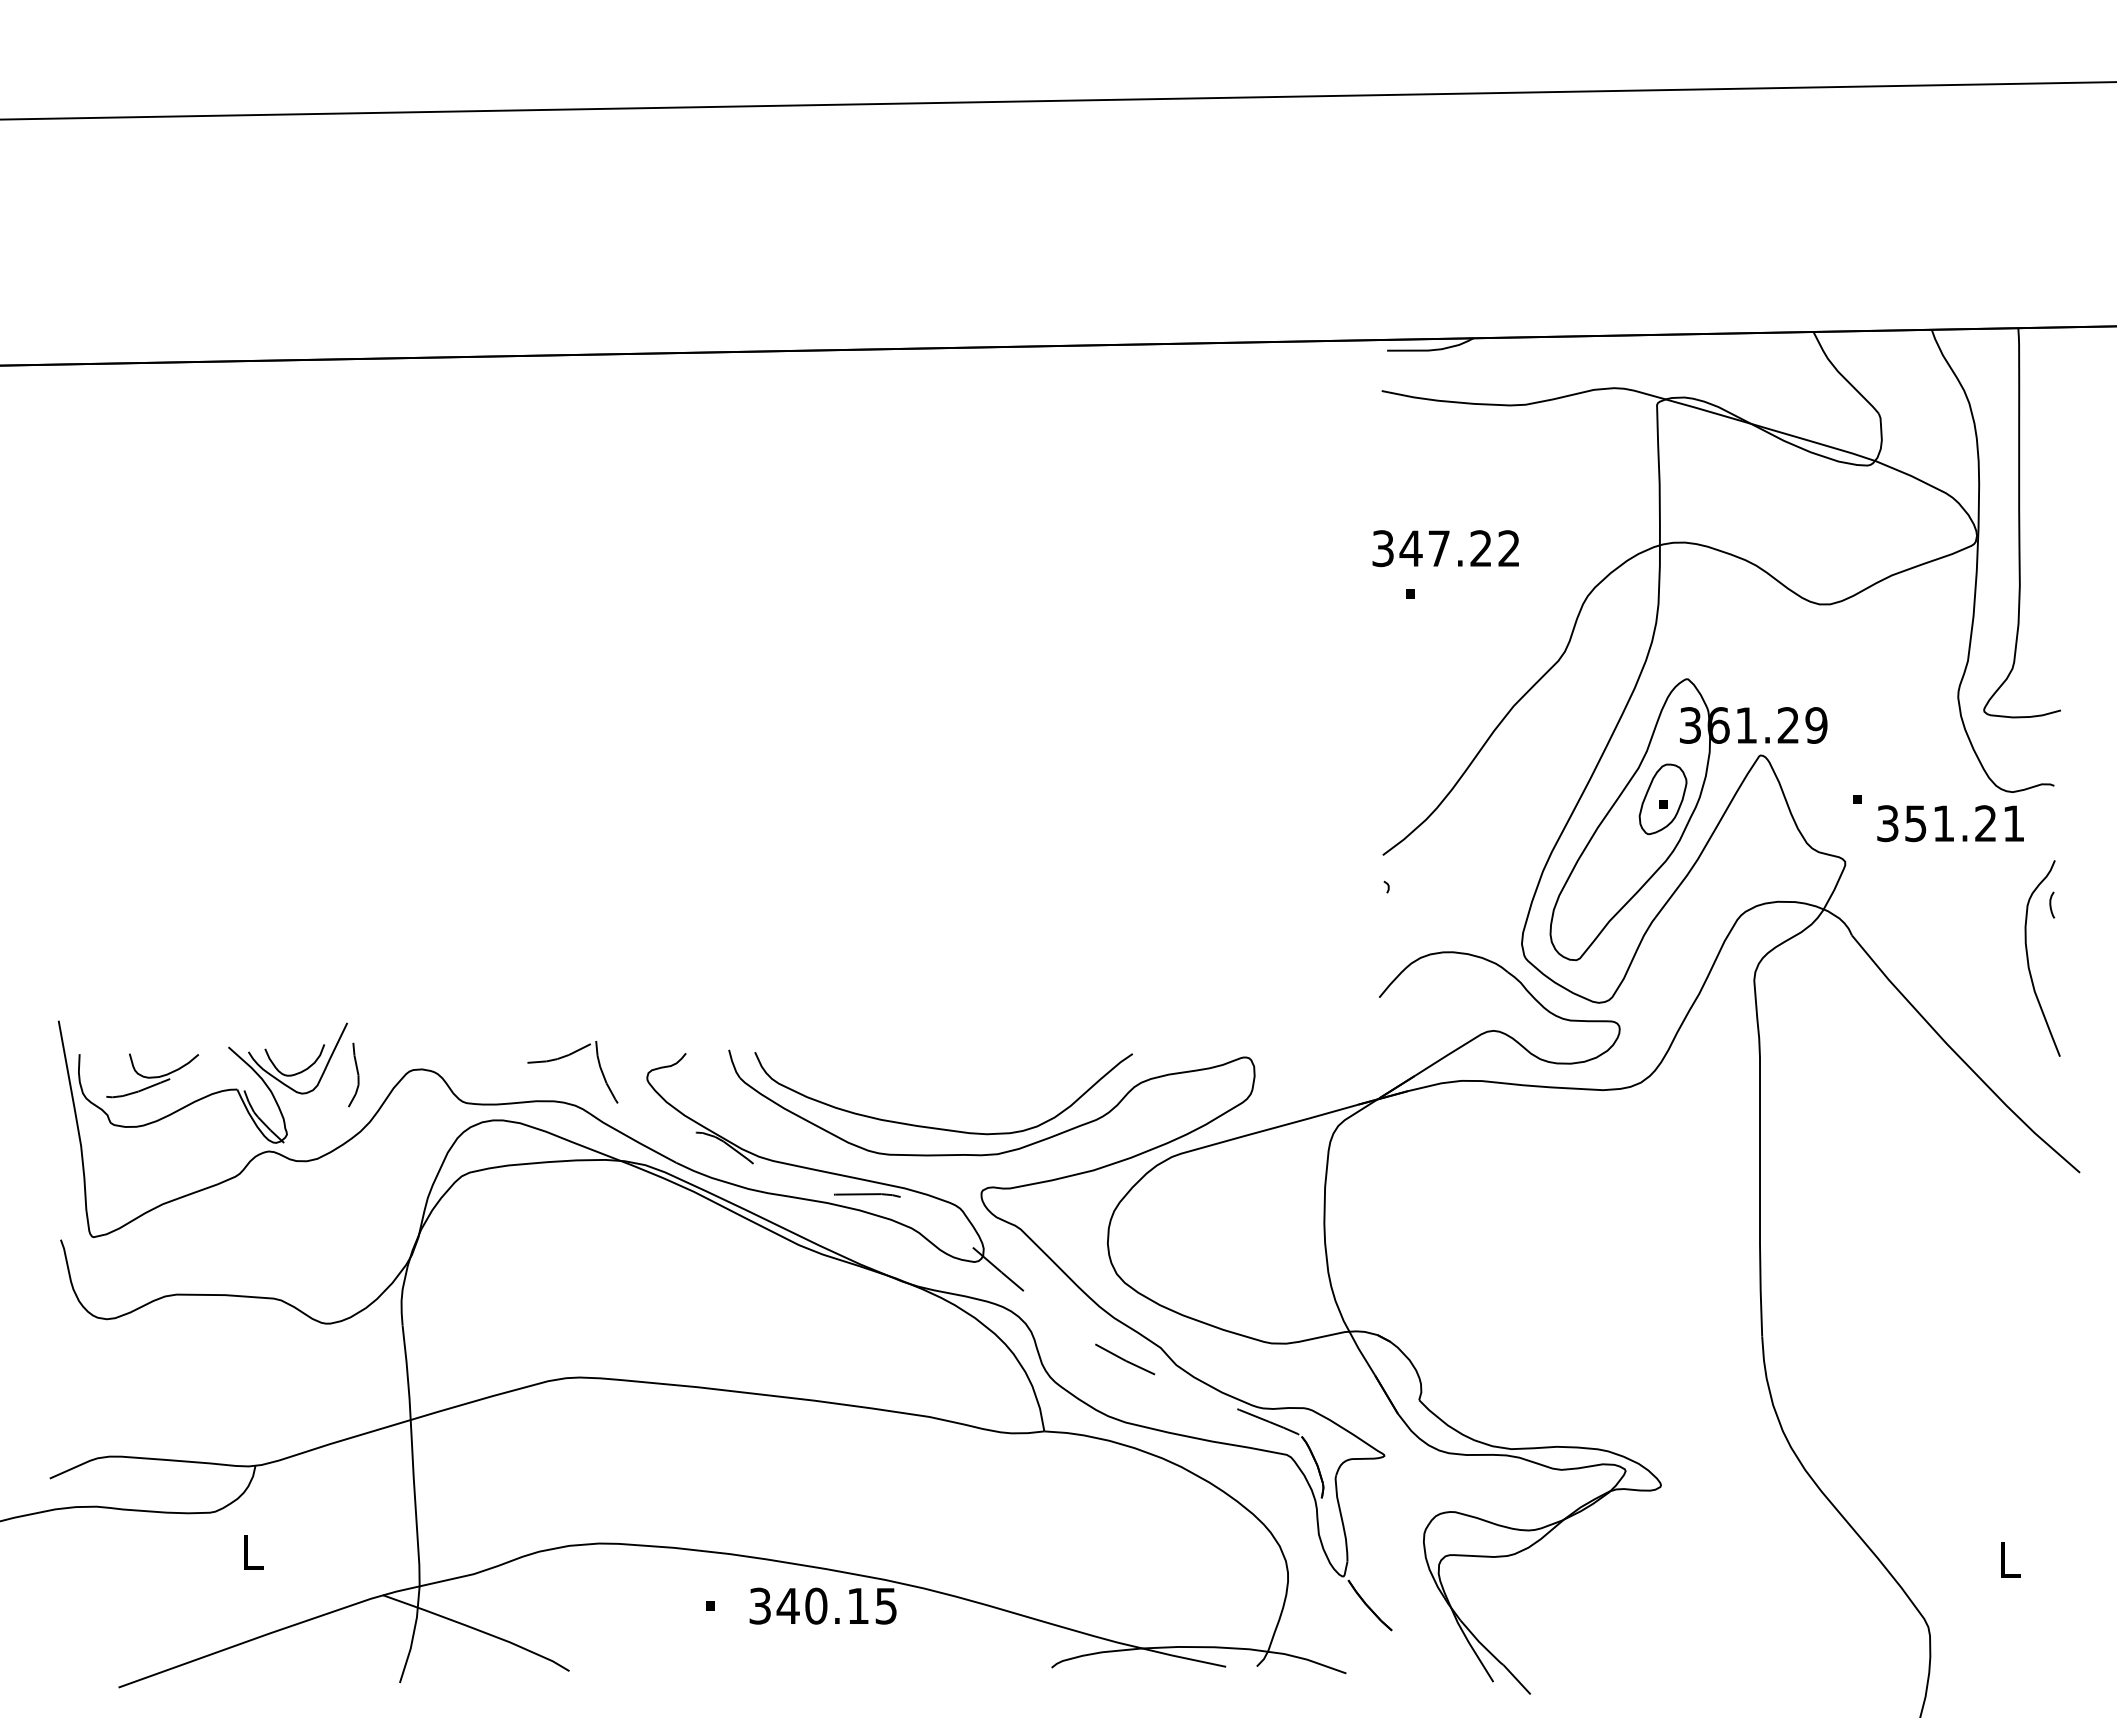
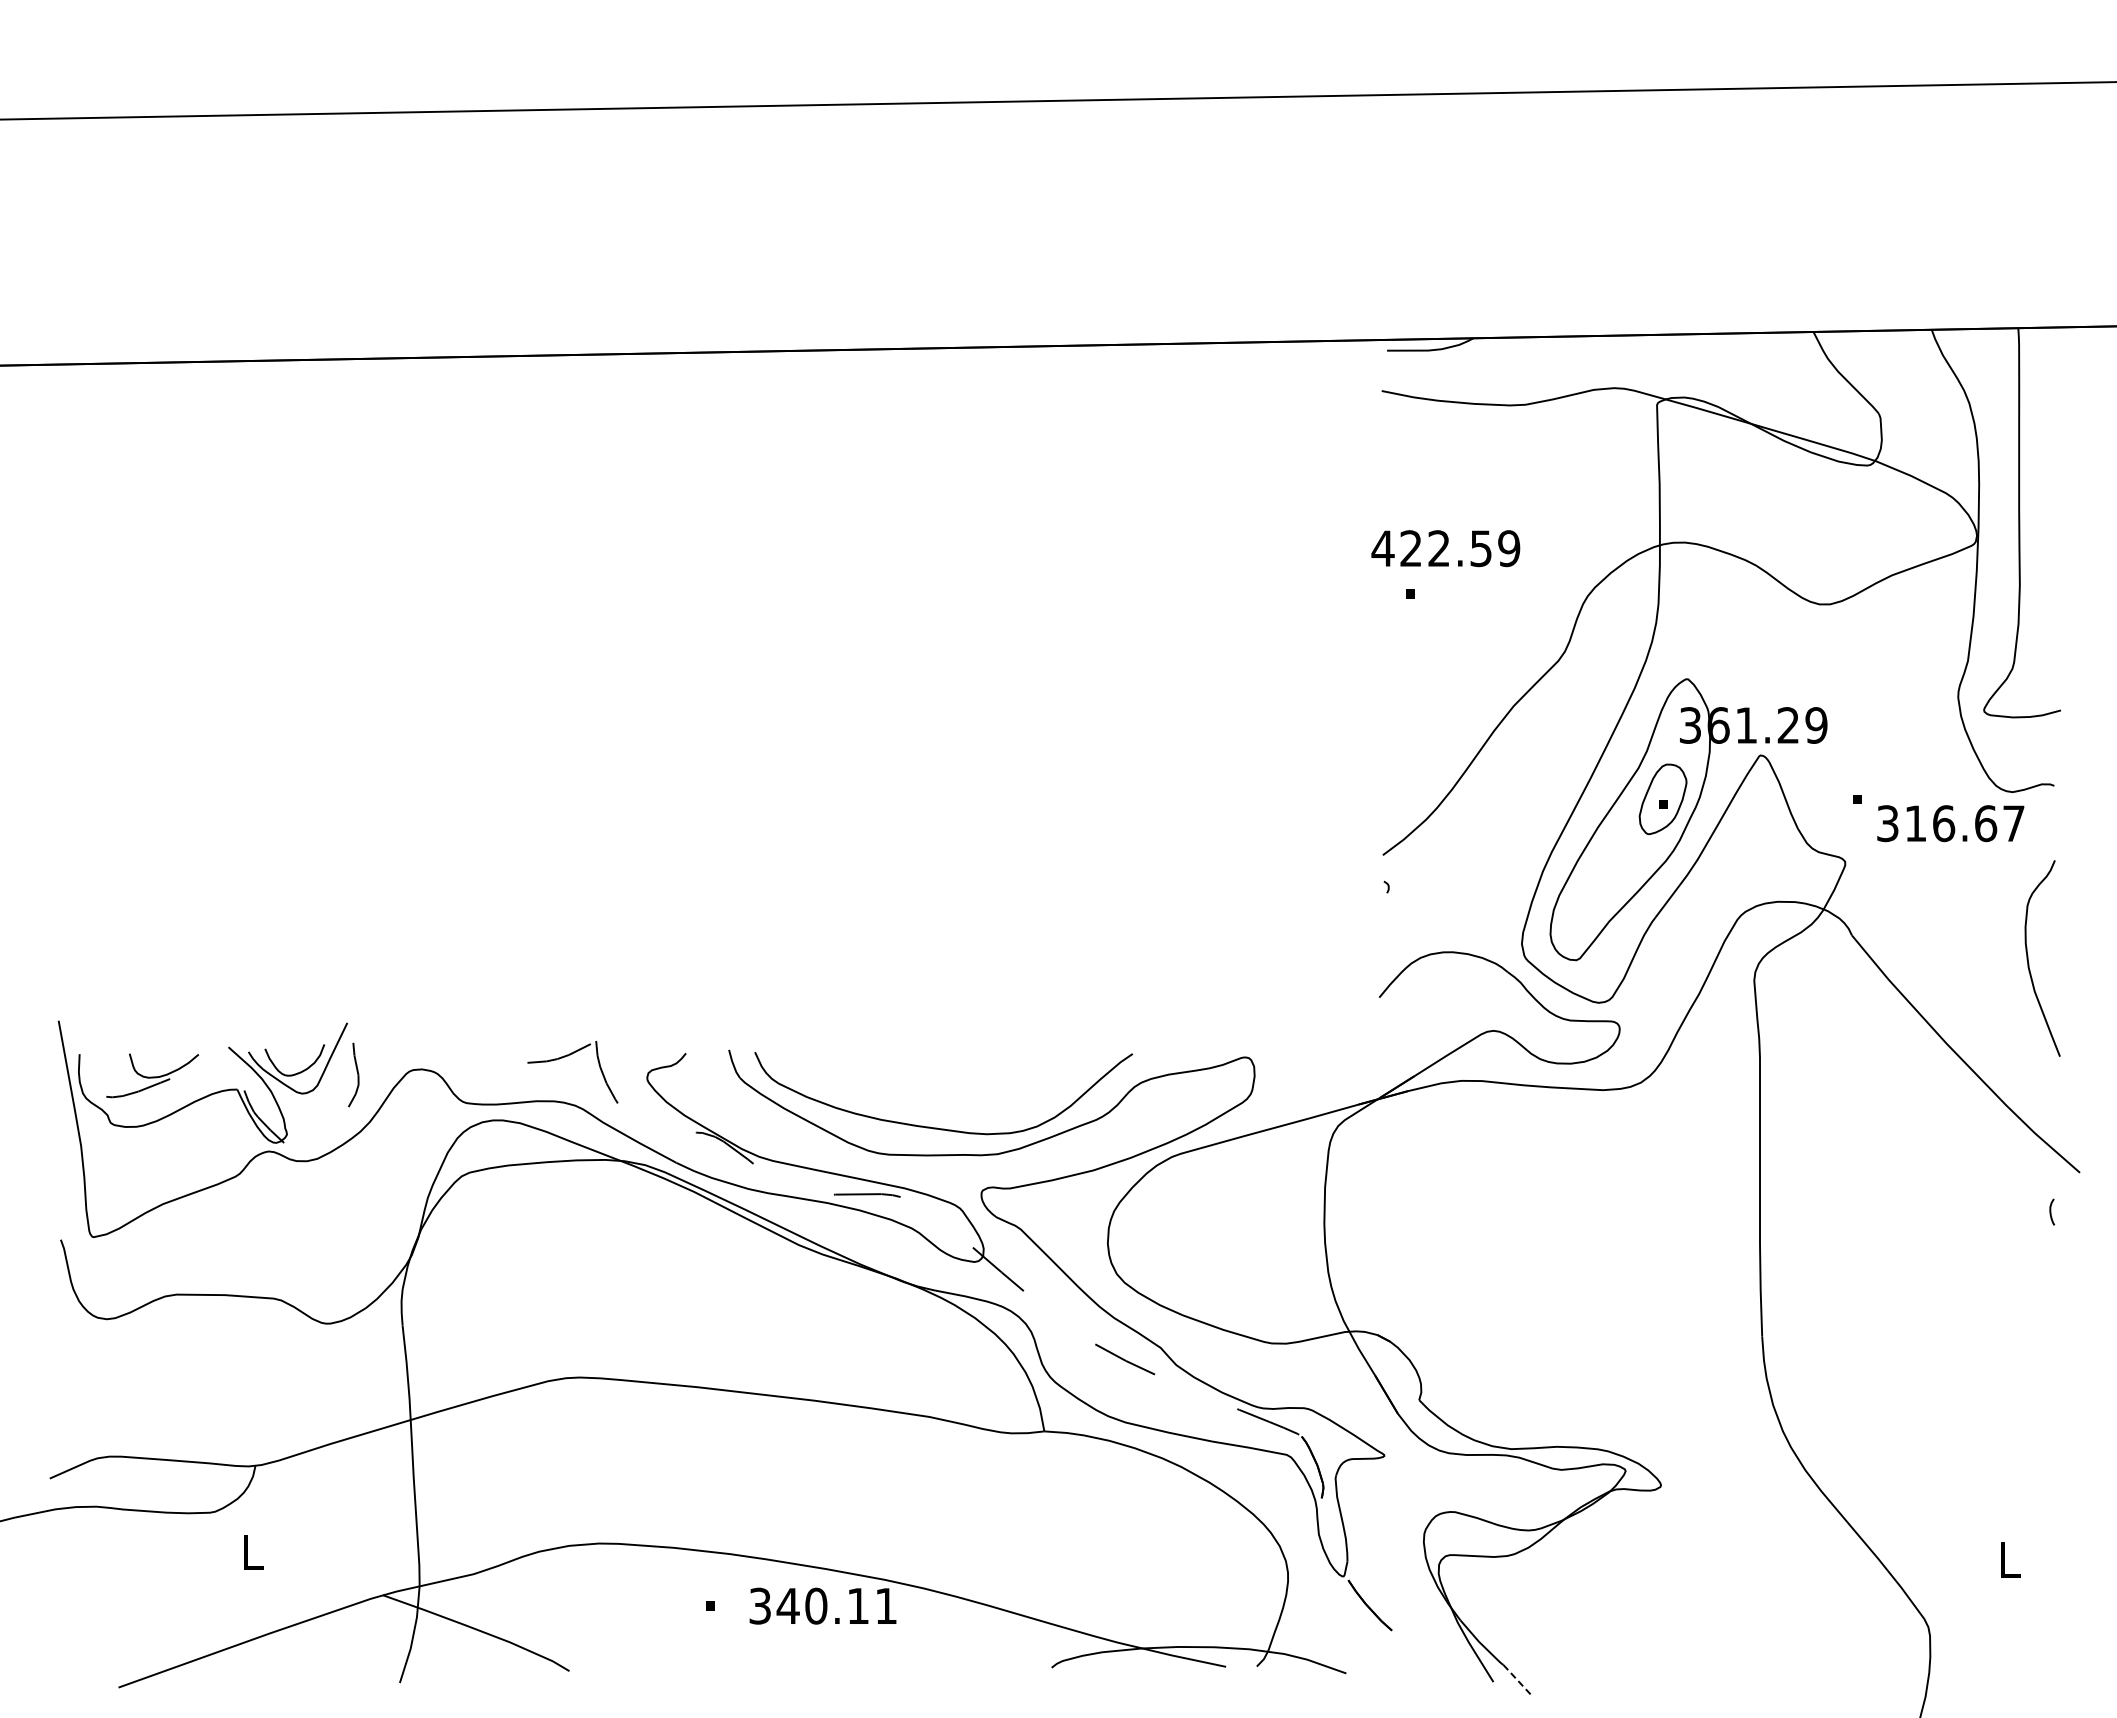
text: 347.22 -> 422.59 (1445, 548)
text: 351.21 -> 316.67 (1964, 823)
curve position: (2051, 904) -> (2051, 1211) (2051, 1211)
text: 340.15 -> 340.11 (885, 1606)
line: solid -> dashed (1517, 1680)
